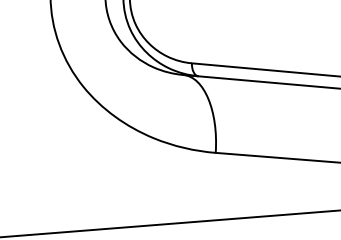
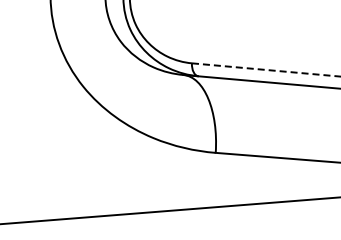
line: solid -> dashed (266, 69)
line position: (170, 223) -> (169, 210) (169, 210)
